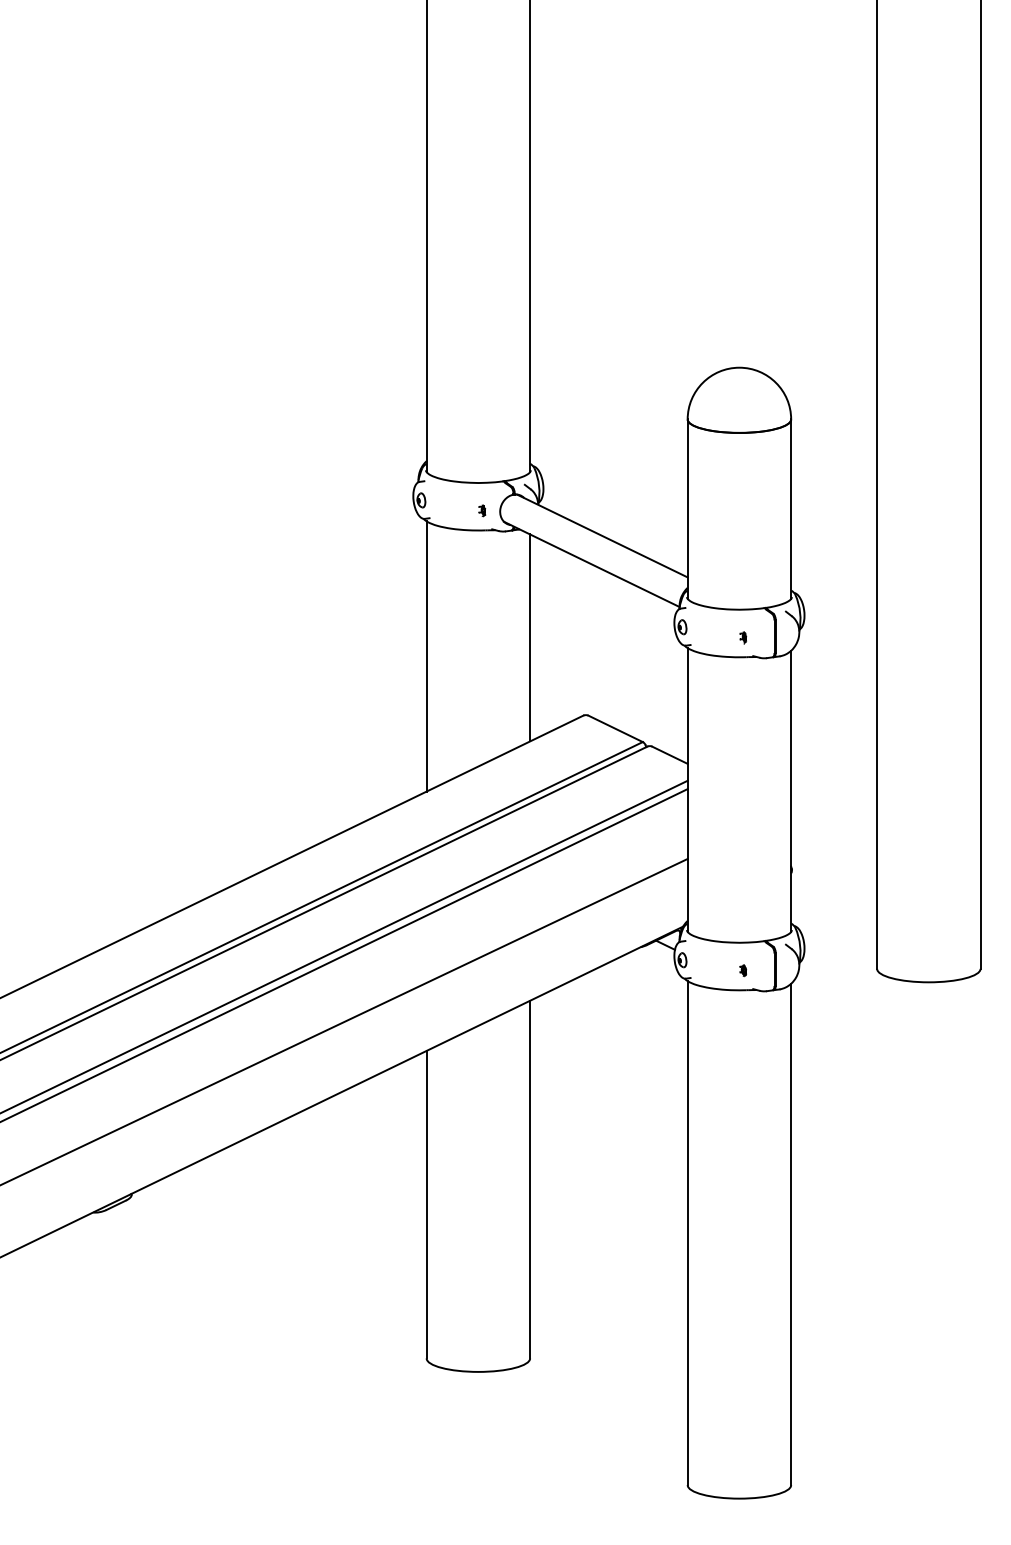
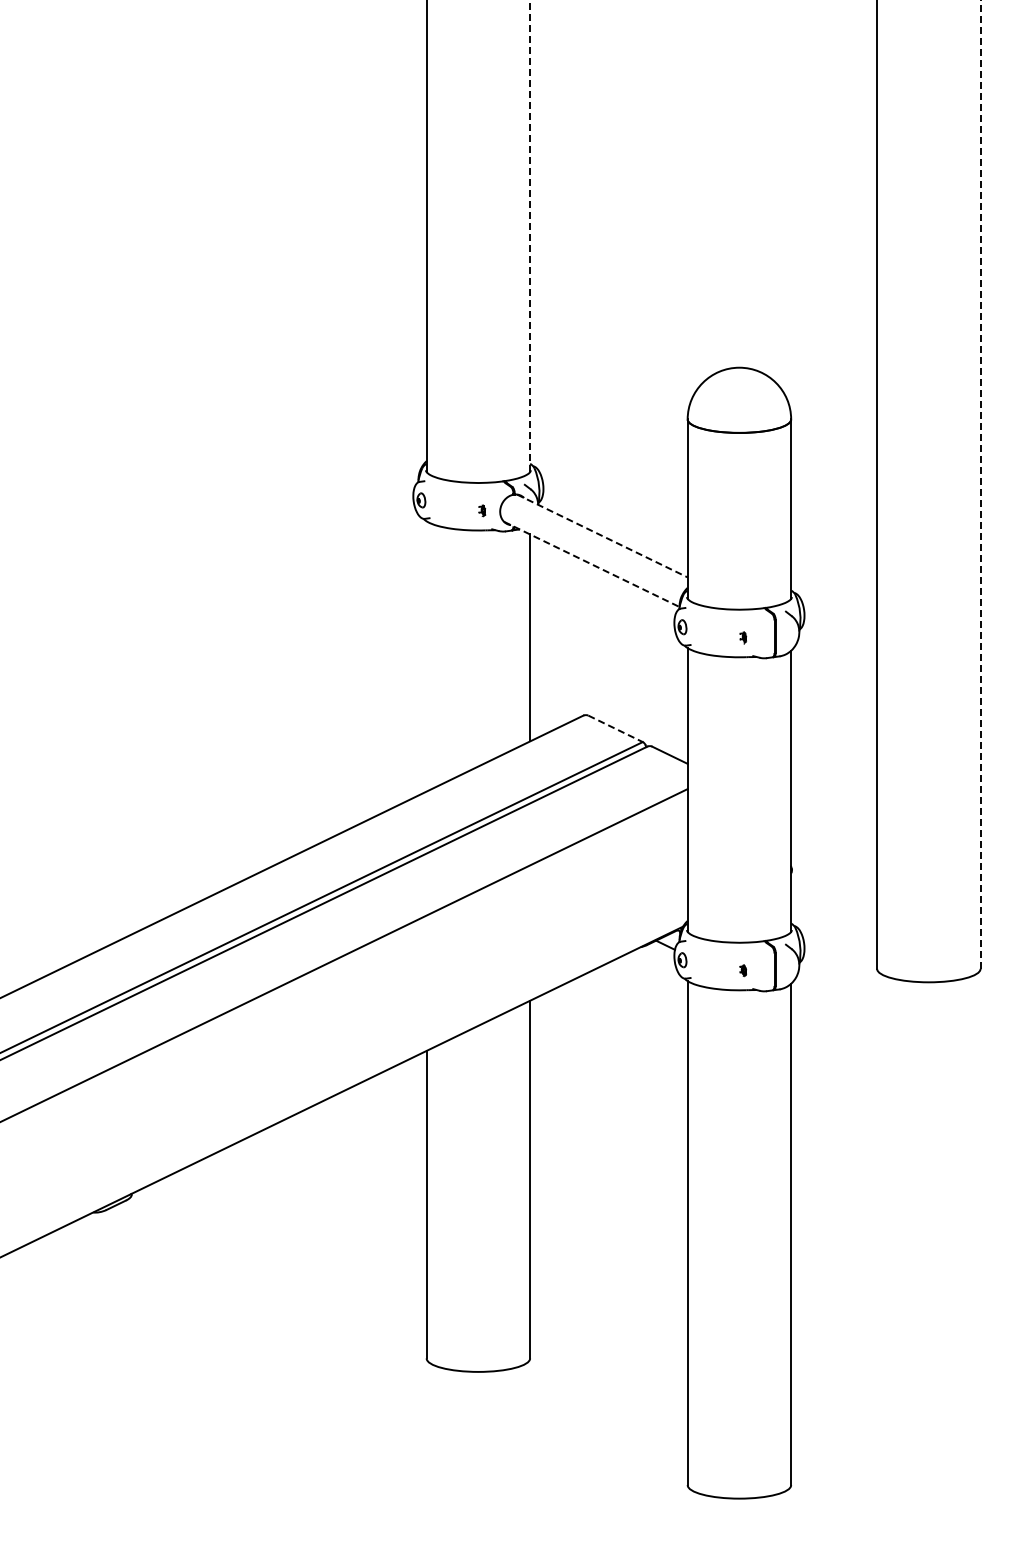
line: solid -> dashed (530, 236)
line: solid -> dashed (980, 484)
line: solid -> dashed (602, 536)
line: solid -> dashed (591, 564)
line: present -> none (426, 656)
line: solid -> dashed (616, 729)
line: present -> none (344, 946)
line: present -> none (344, 1021)
